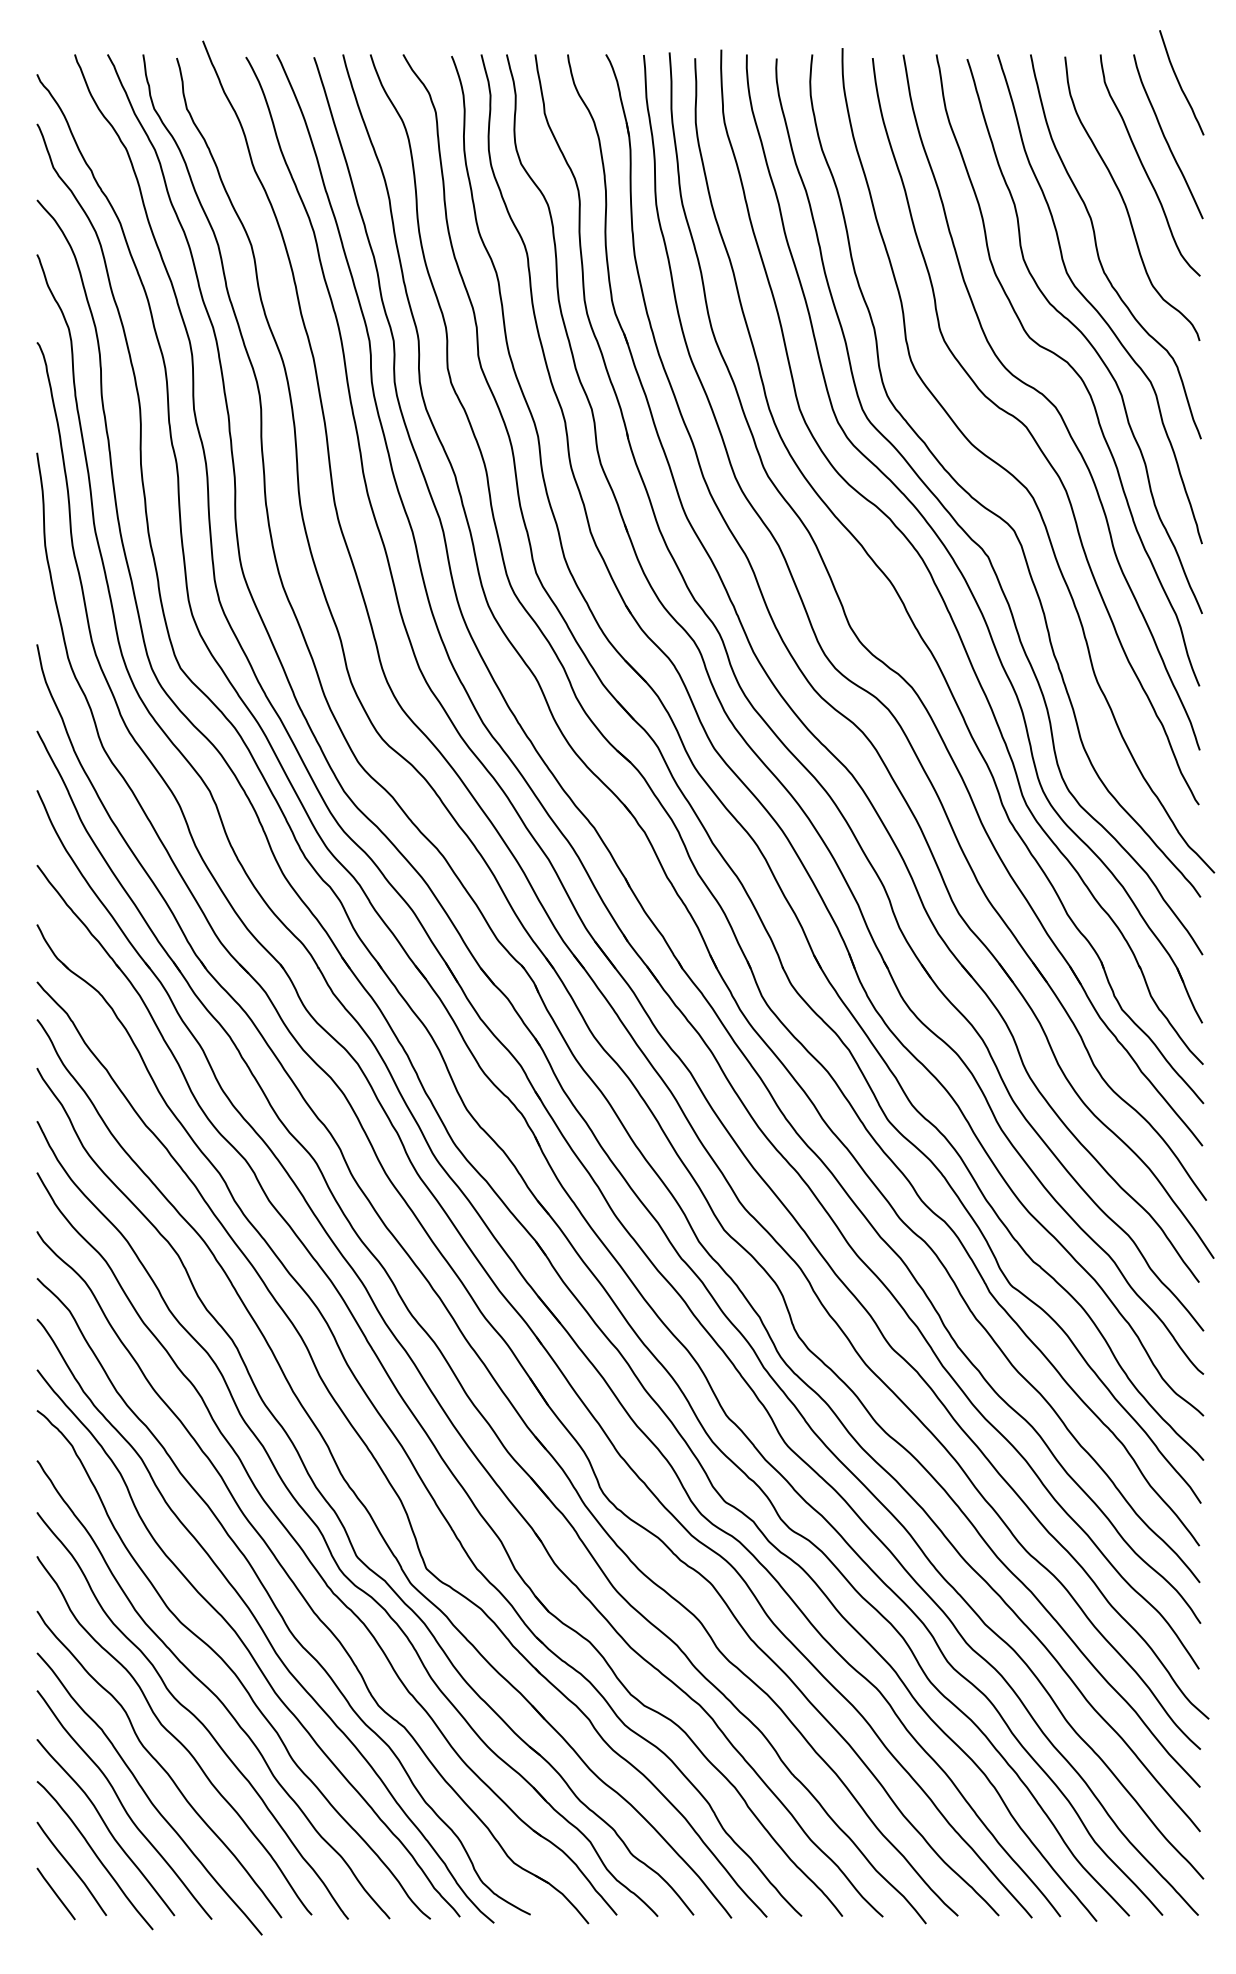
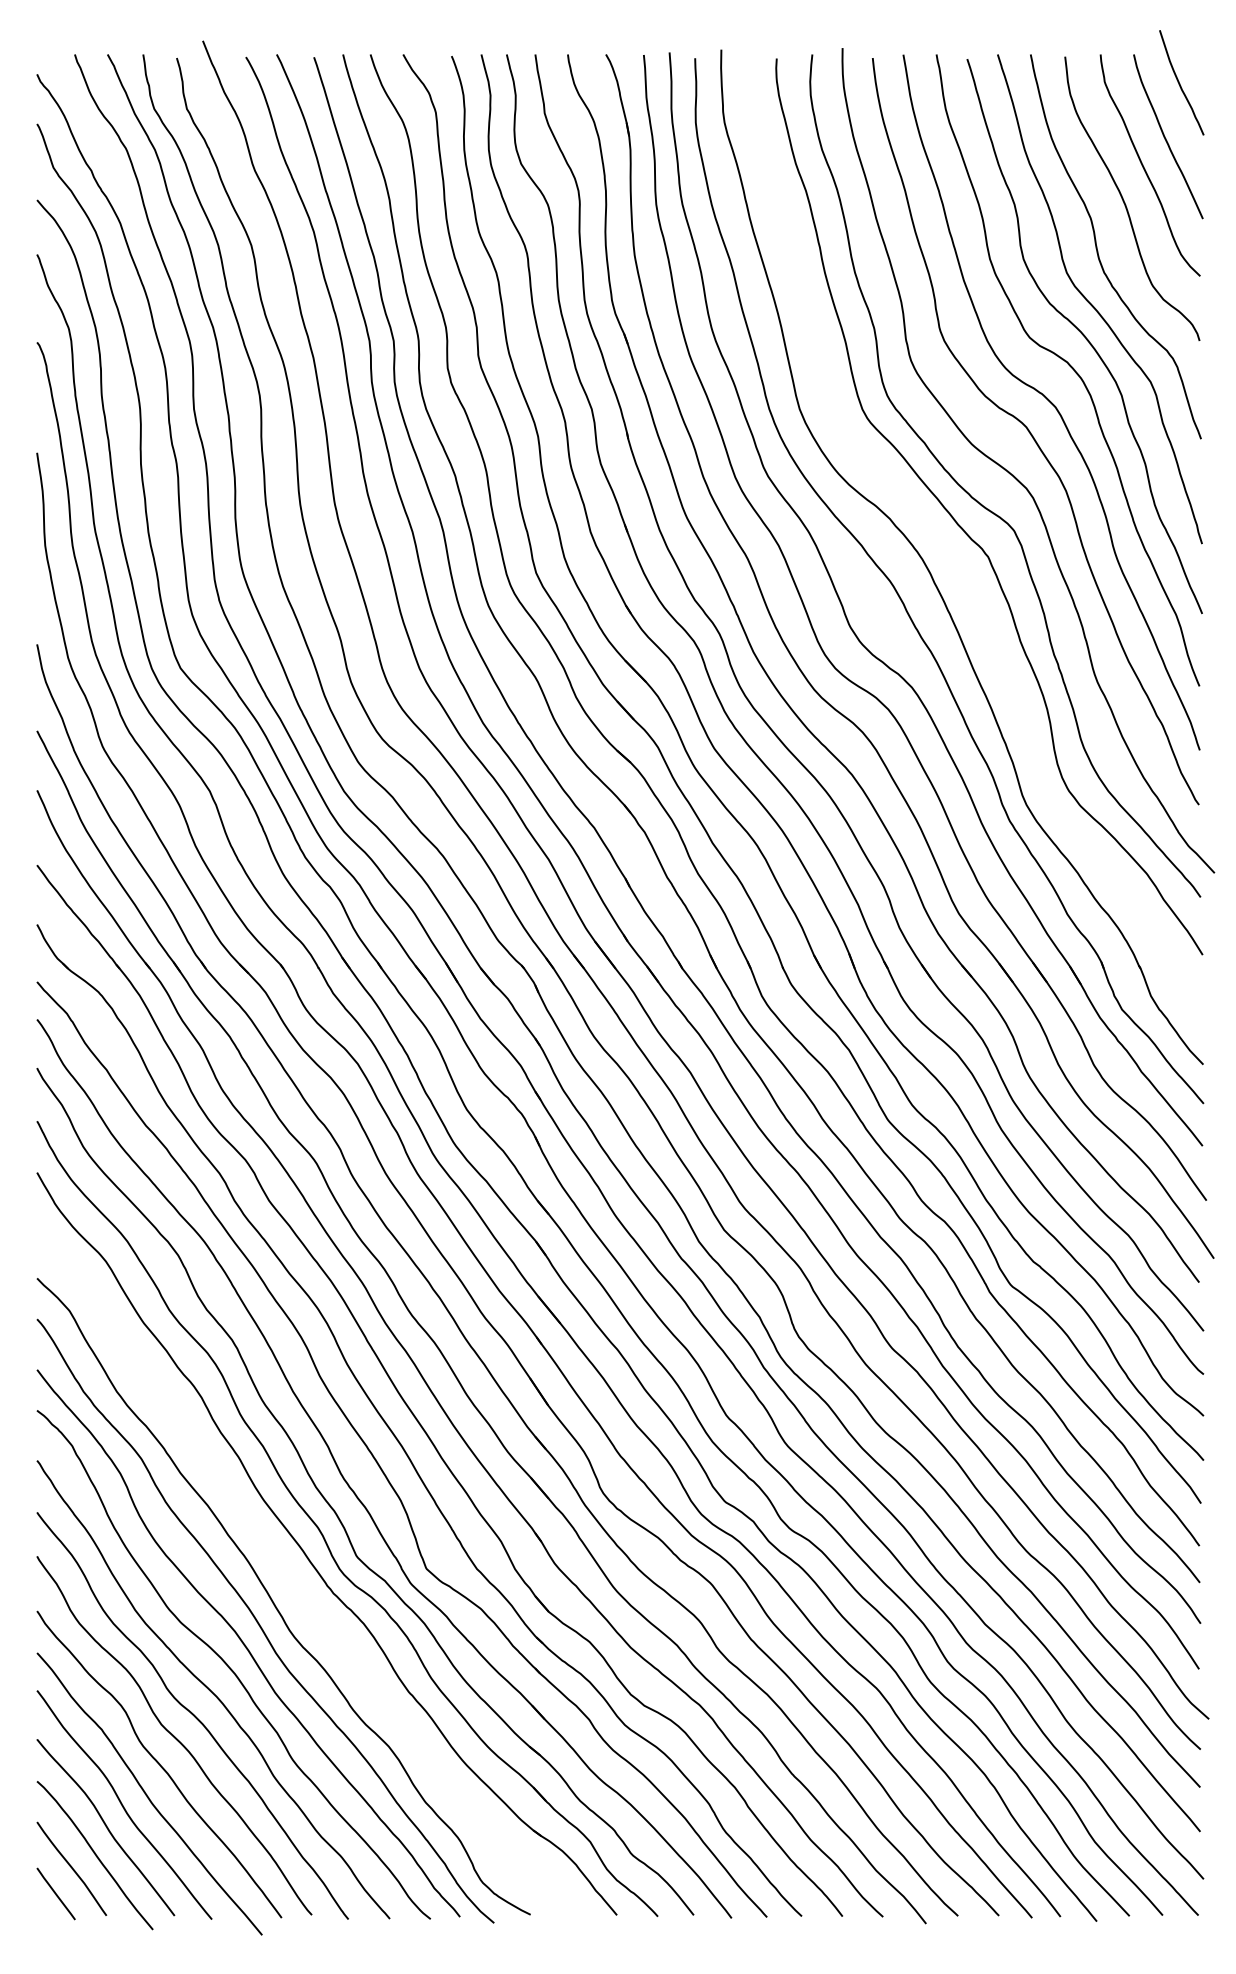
part: present -> none (951, 554)
part: present -> none (299, 1589)
